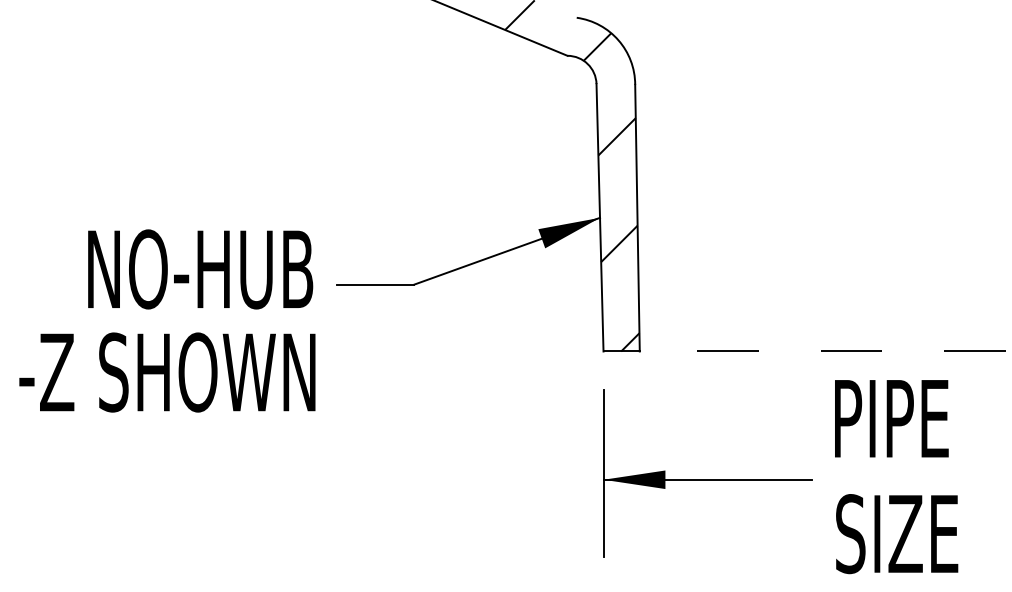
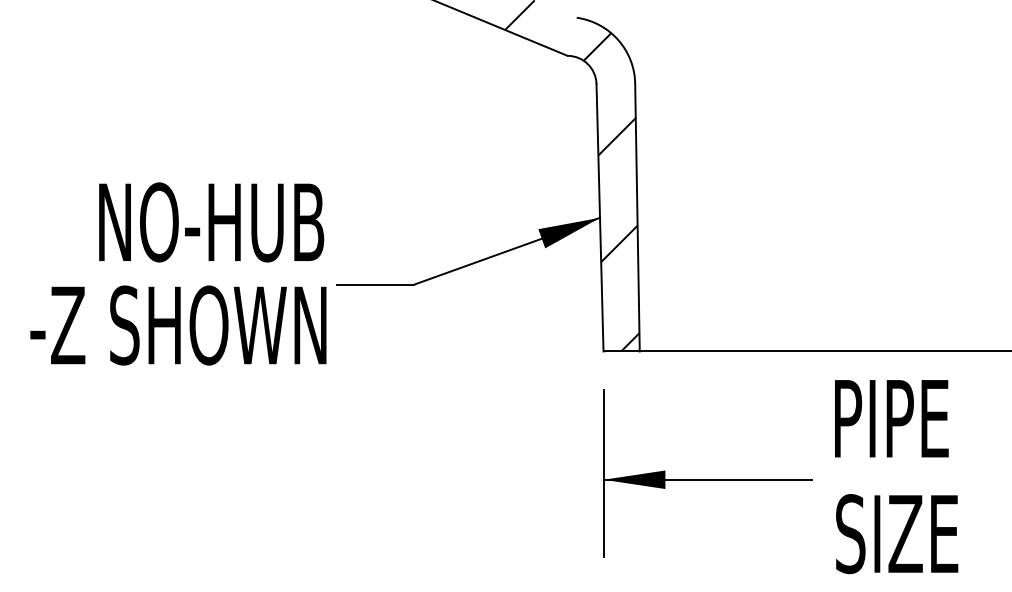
text position: (167, 320) -> (178, 273) (178, 273)
line: dashed -> solid (825, 351)
